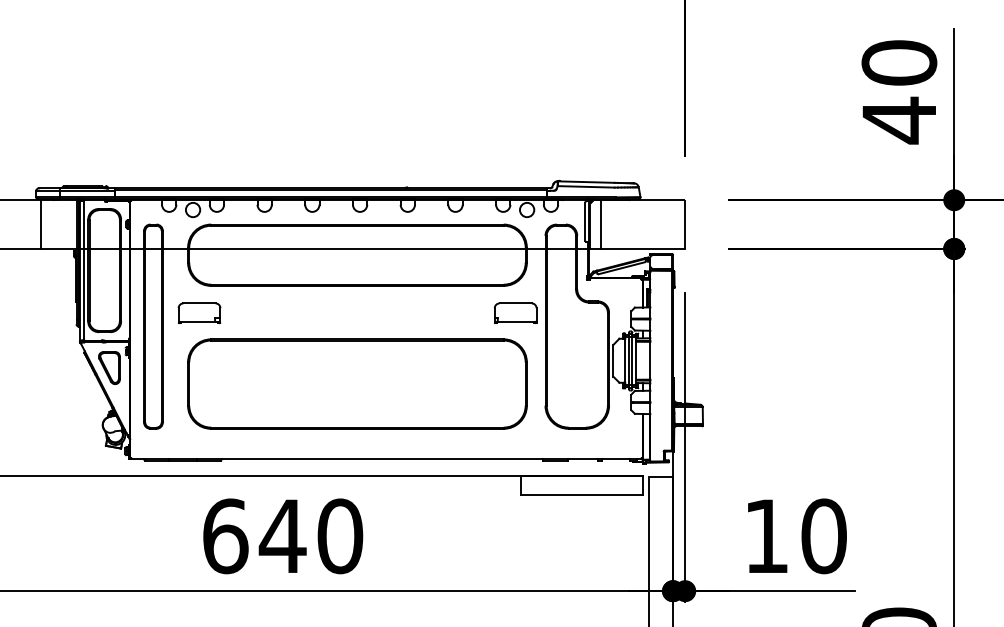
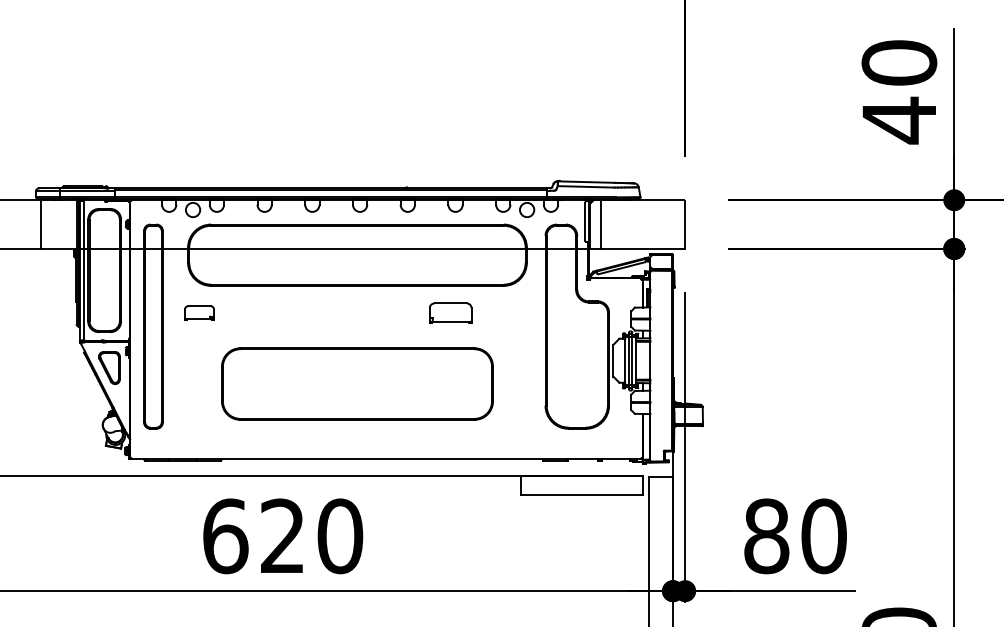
part size: 45x22 px -> 31x16 px (199, 312)
part position: (515, 312) -> (450, 312) (450, 312)
part size: 341x92 px -> 273x74 px (357, 383)
text: 640 -> 620 (282, 535)
text: 10 -> 80 (766, 536)
